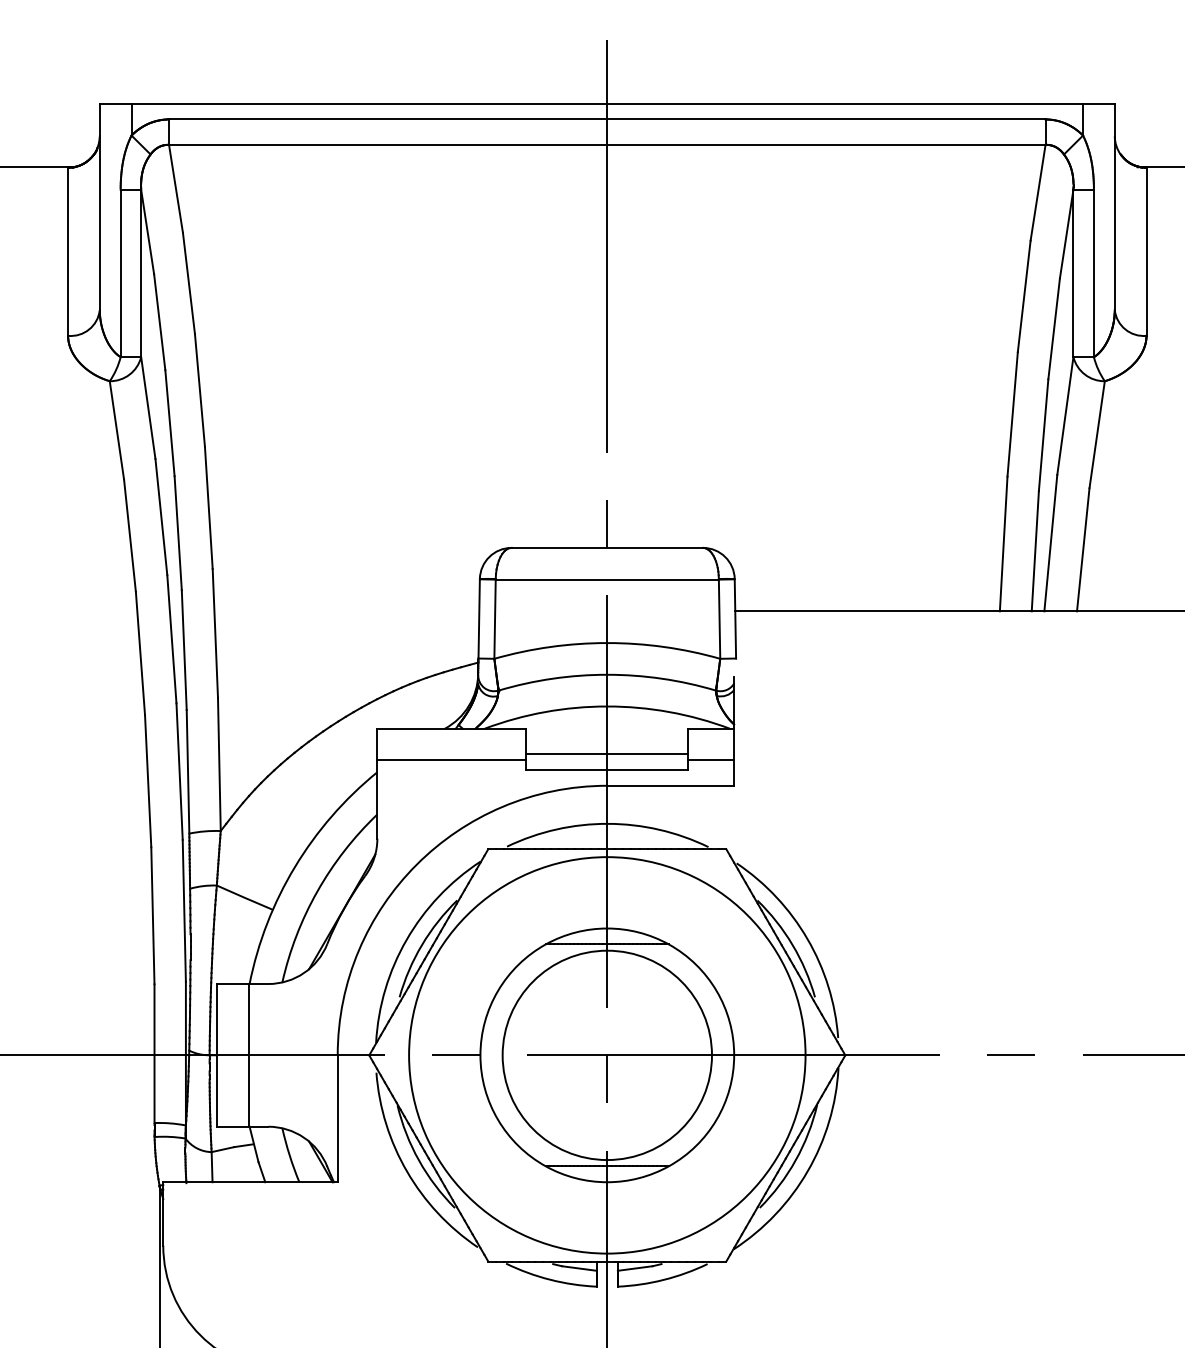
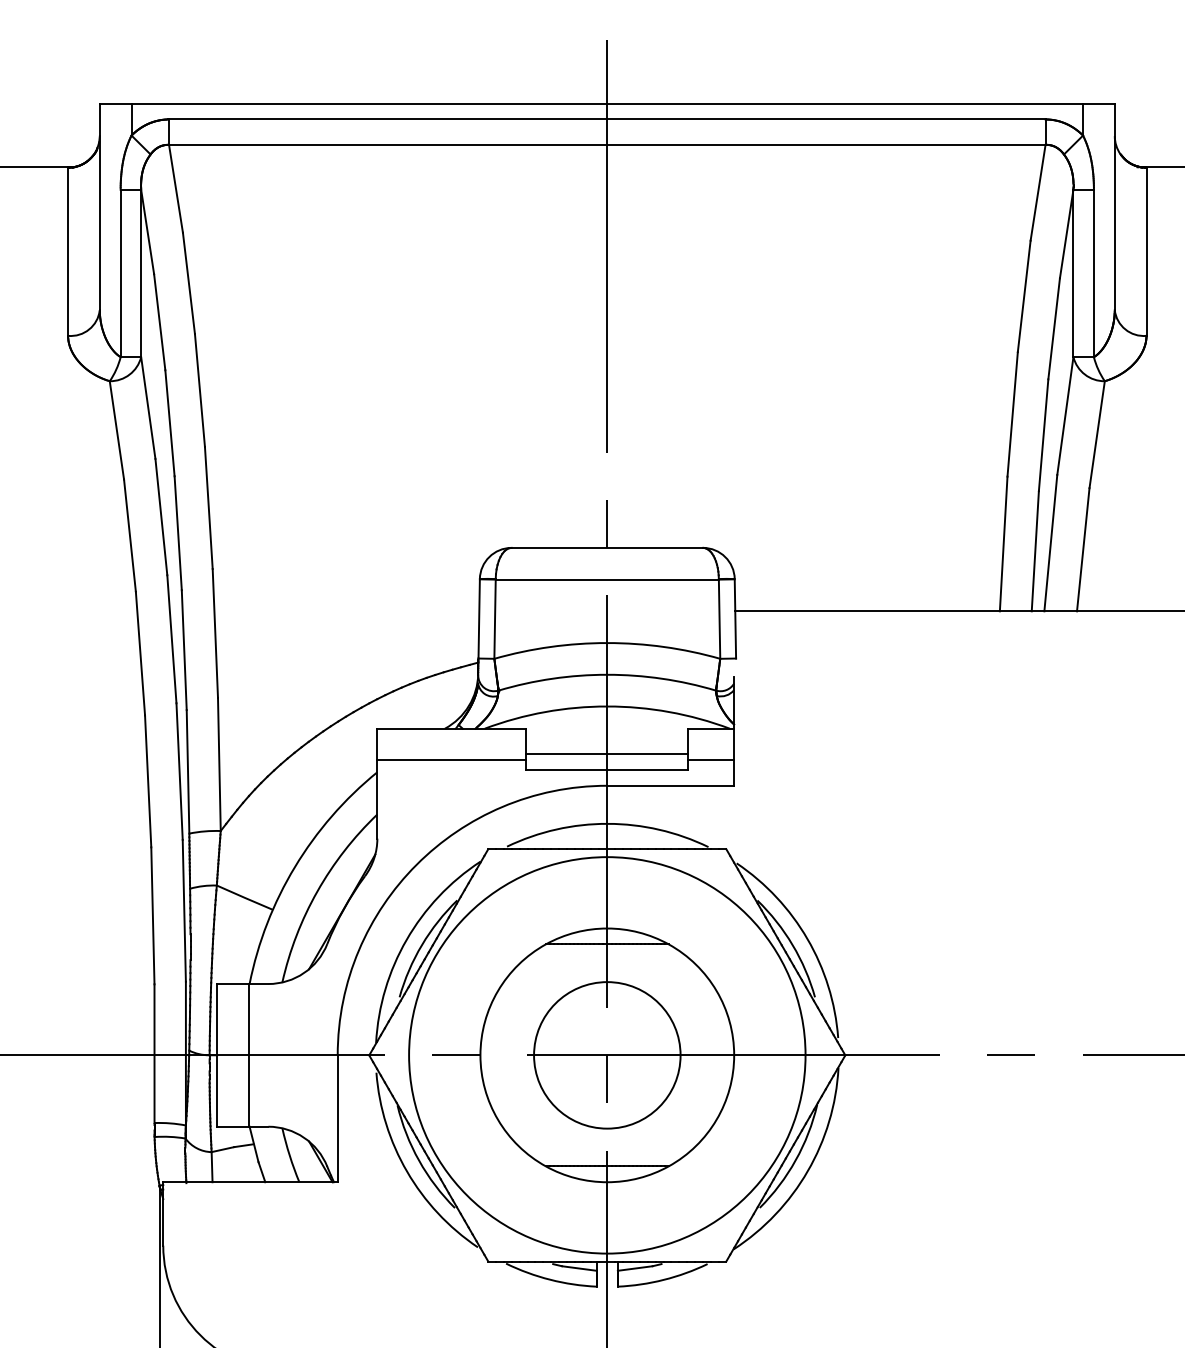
circle diameter: 209 px -> 147 px (607, 1055)
